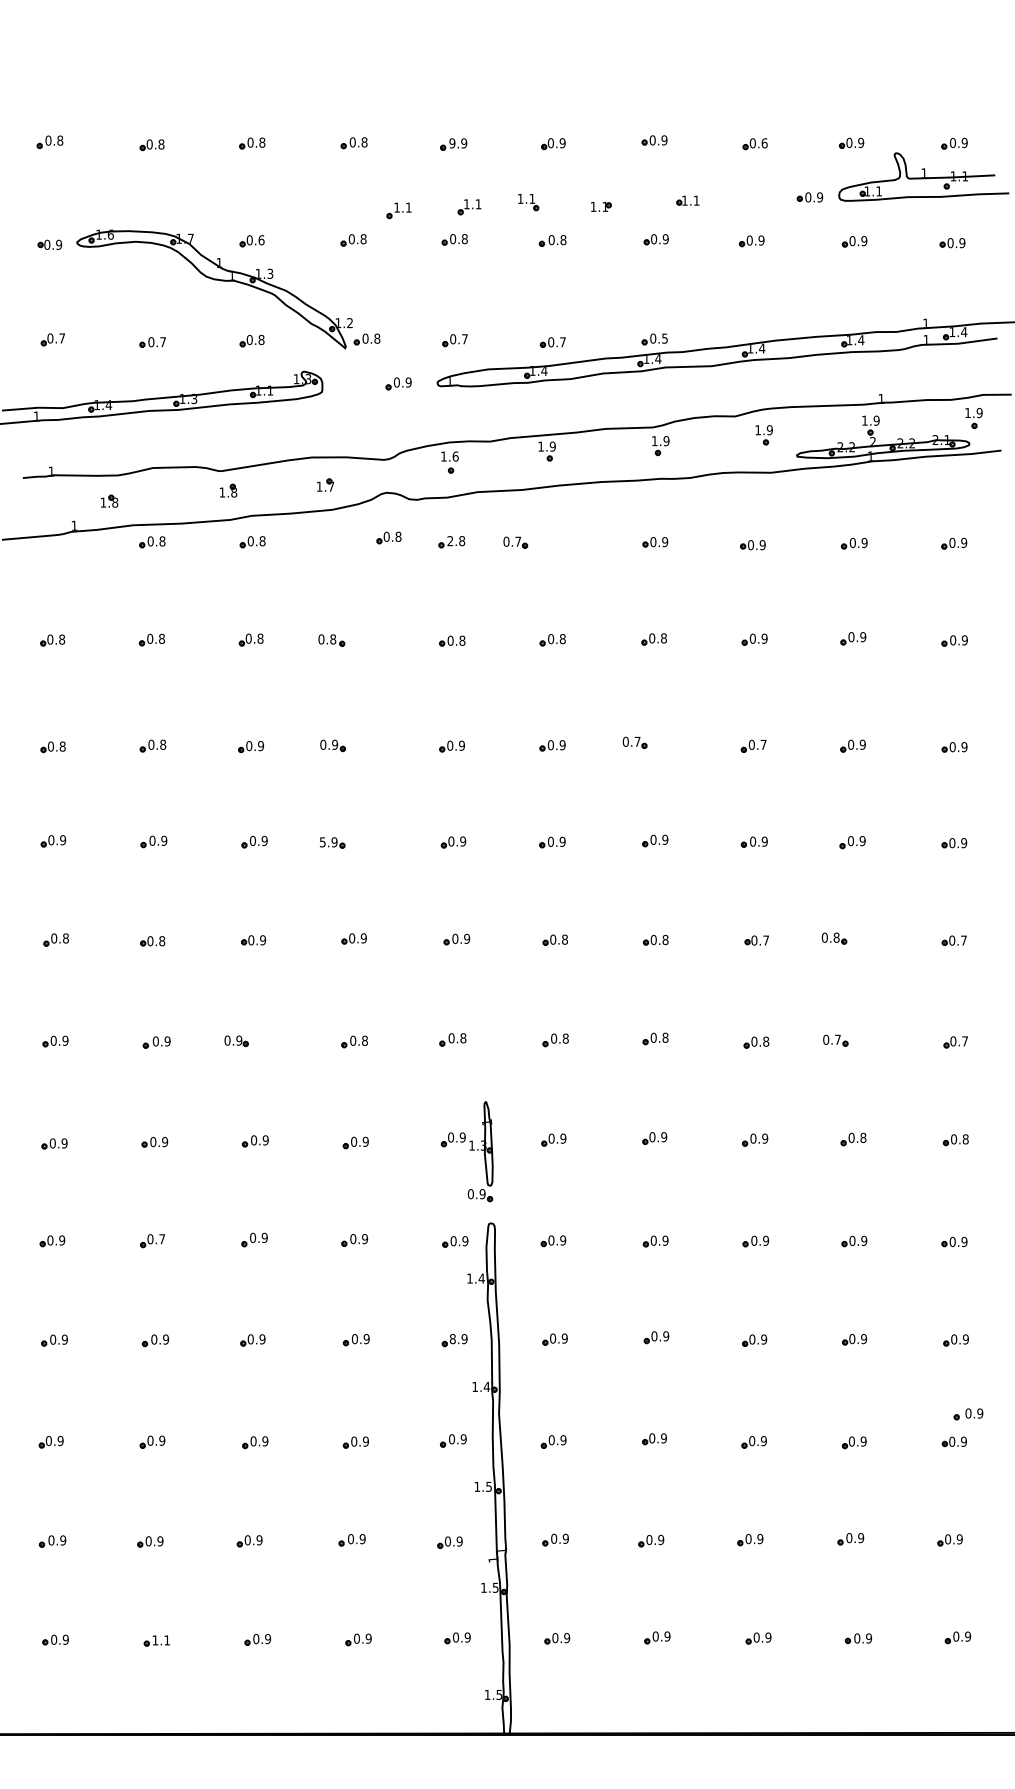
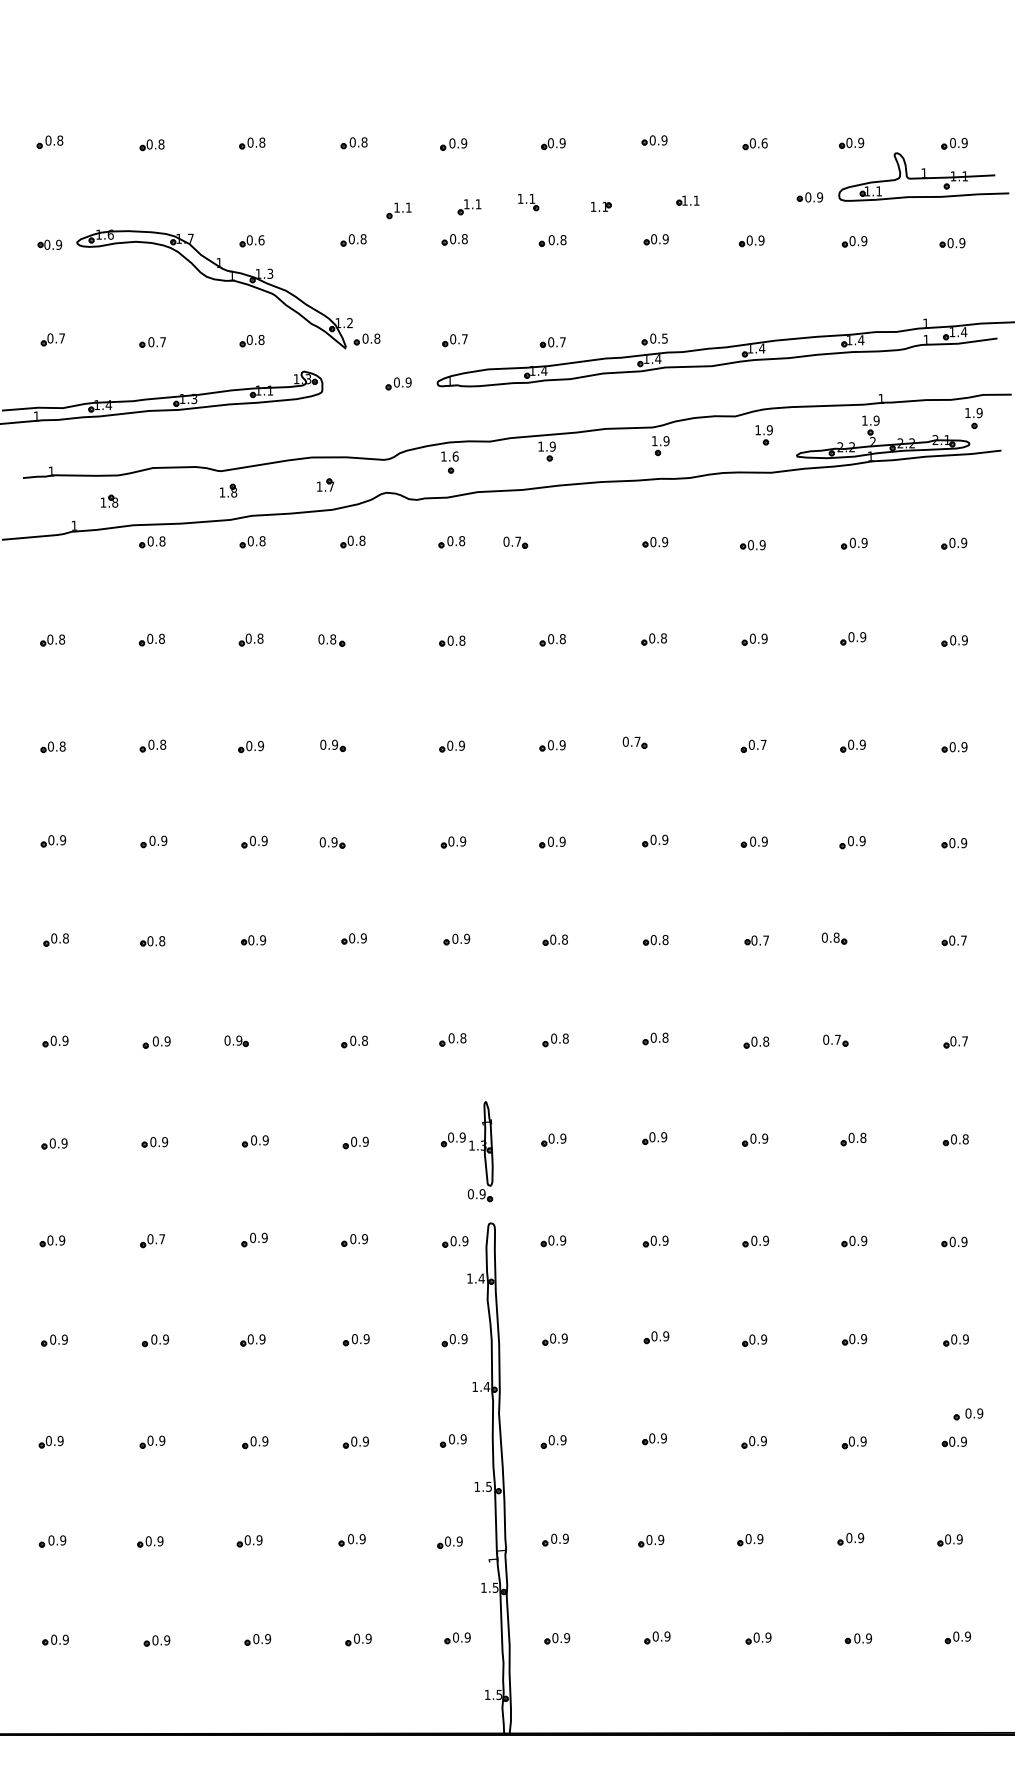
text: 9.9 -> 0.9 (452, 143)
part position: (388, 537) -> (352, 541) (352, 541)
text: 2.8 -> 0.8 (450, 541)
text: 5.9 -> 0.9 (322, 842)
text: 8.9 -> 0.9 (452, 1338)
text: 1.1 -> 0.9 (161, 1640)
